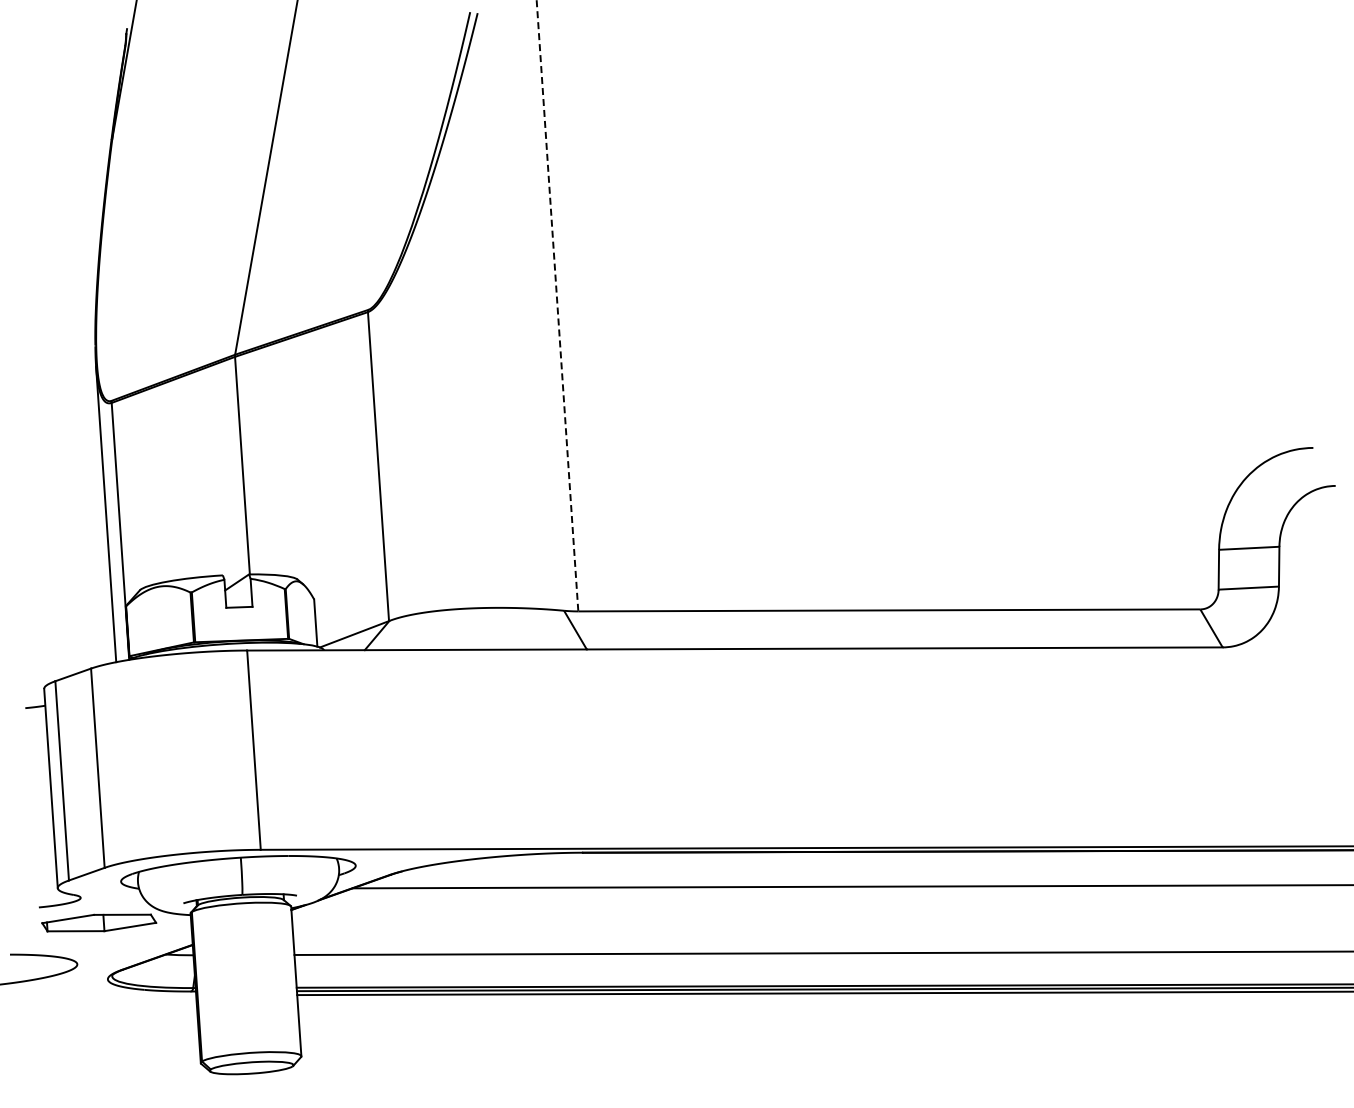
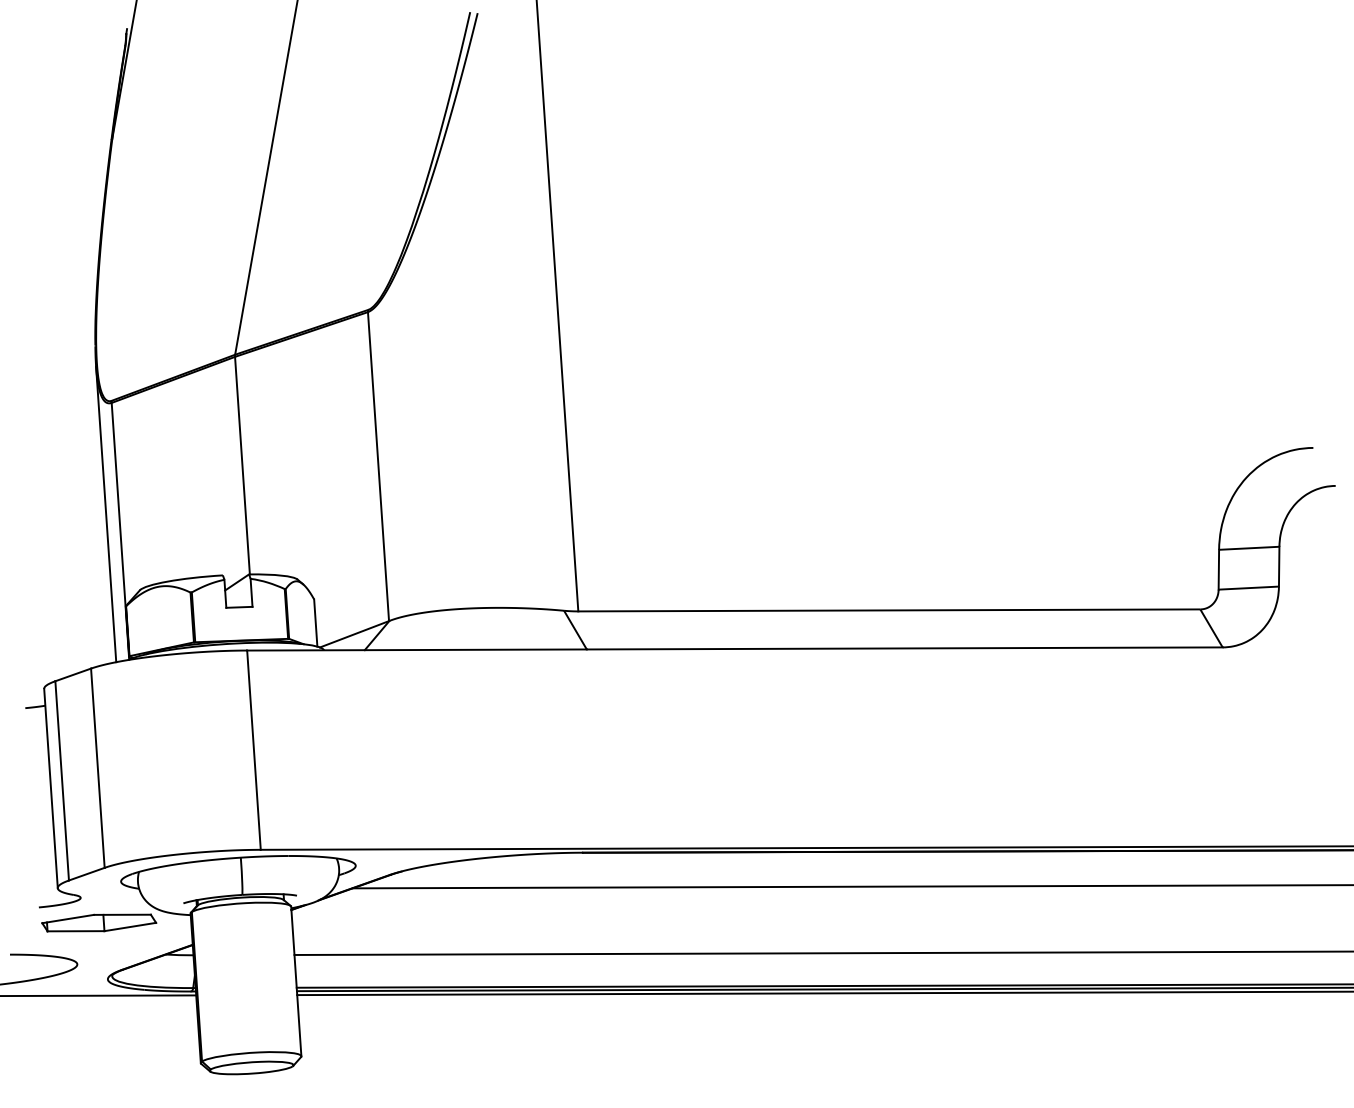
line: dashed -> solid (557, 306)
line: none -> present (99, 995)
